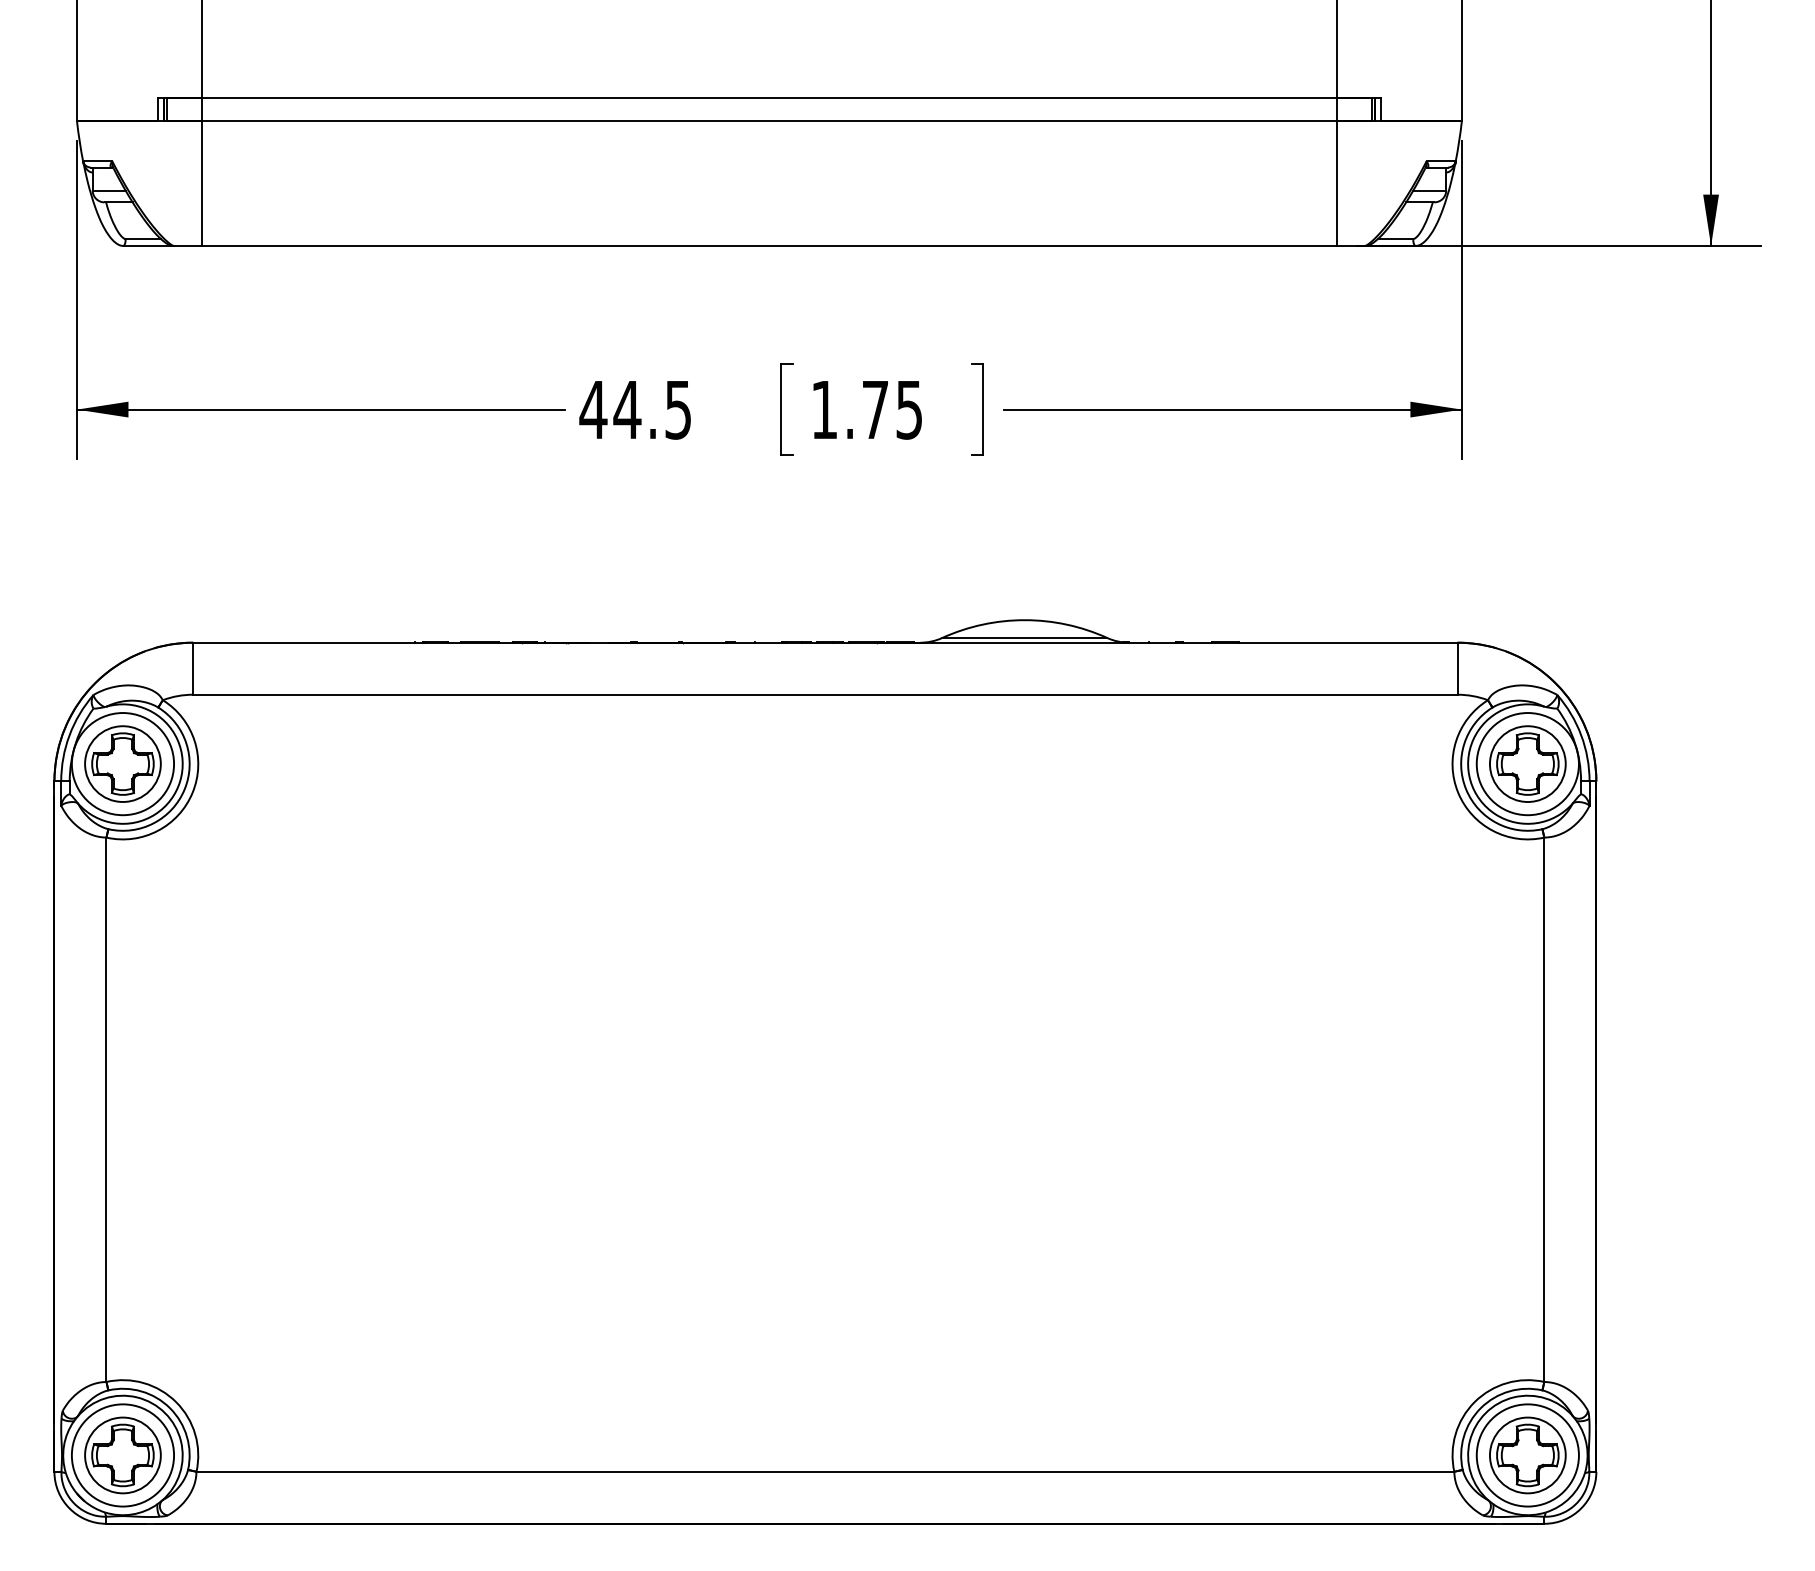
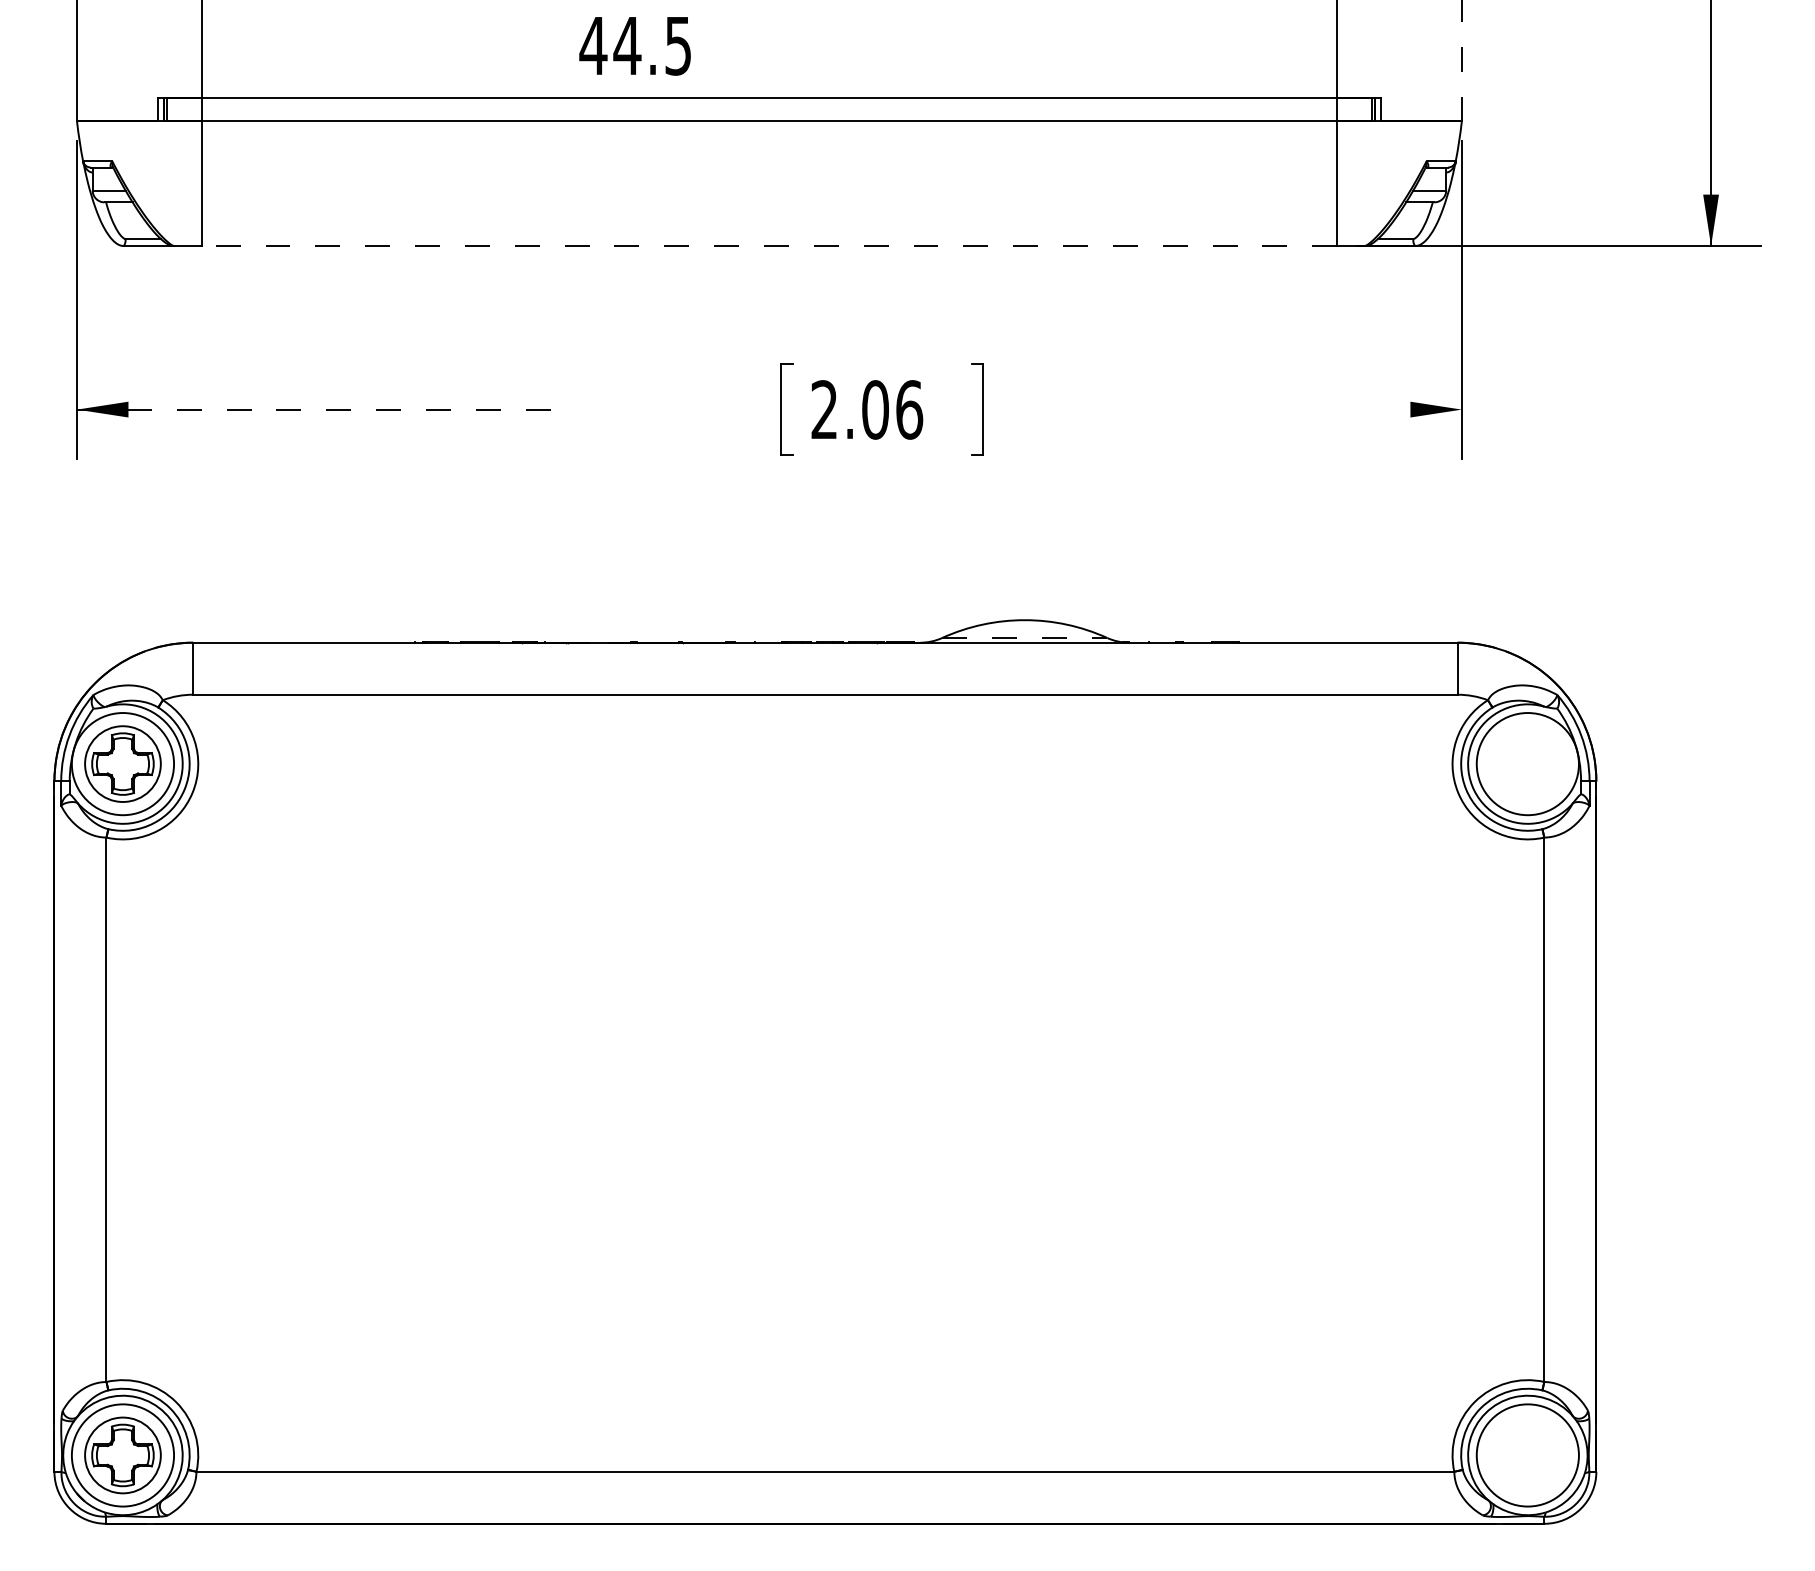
line: solid -> dashed (1461, 60)
line: solid -> dashed (769, 246)
line: solid -> dashed (320, 409)
text: 1.75 -> 2.06 (867, 409)
line: present -> none (1232, 409)
text position: (634, 410) -> (634, 46) (634, 46)
line: solid -> dashed (1024, 638)
part: present -> none (1527, 763)
part: present -> none (1527, 1455)
